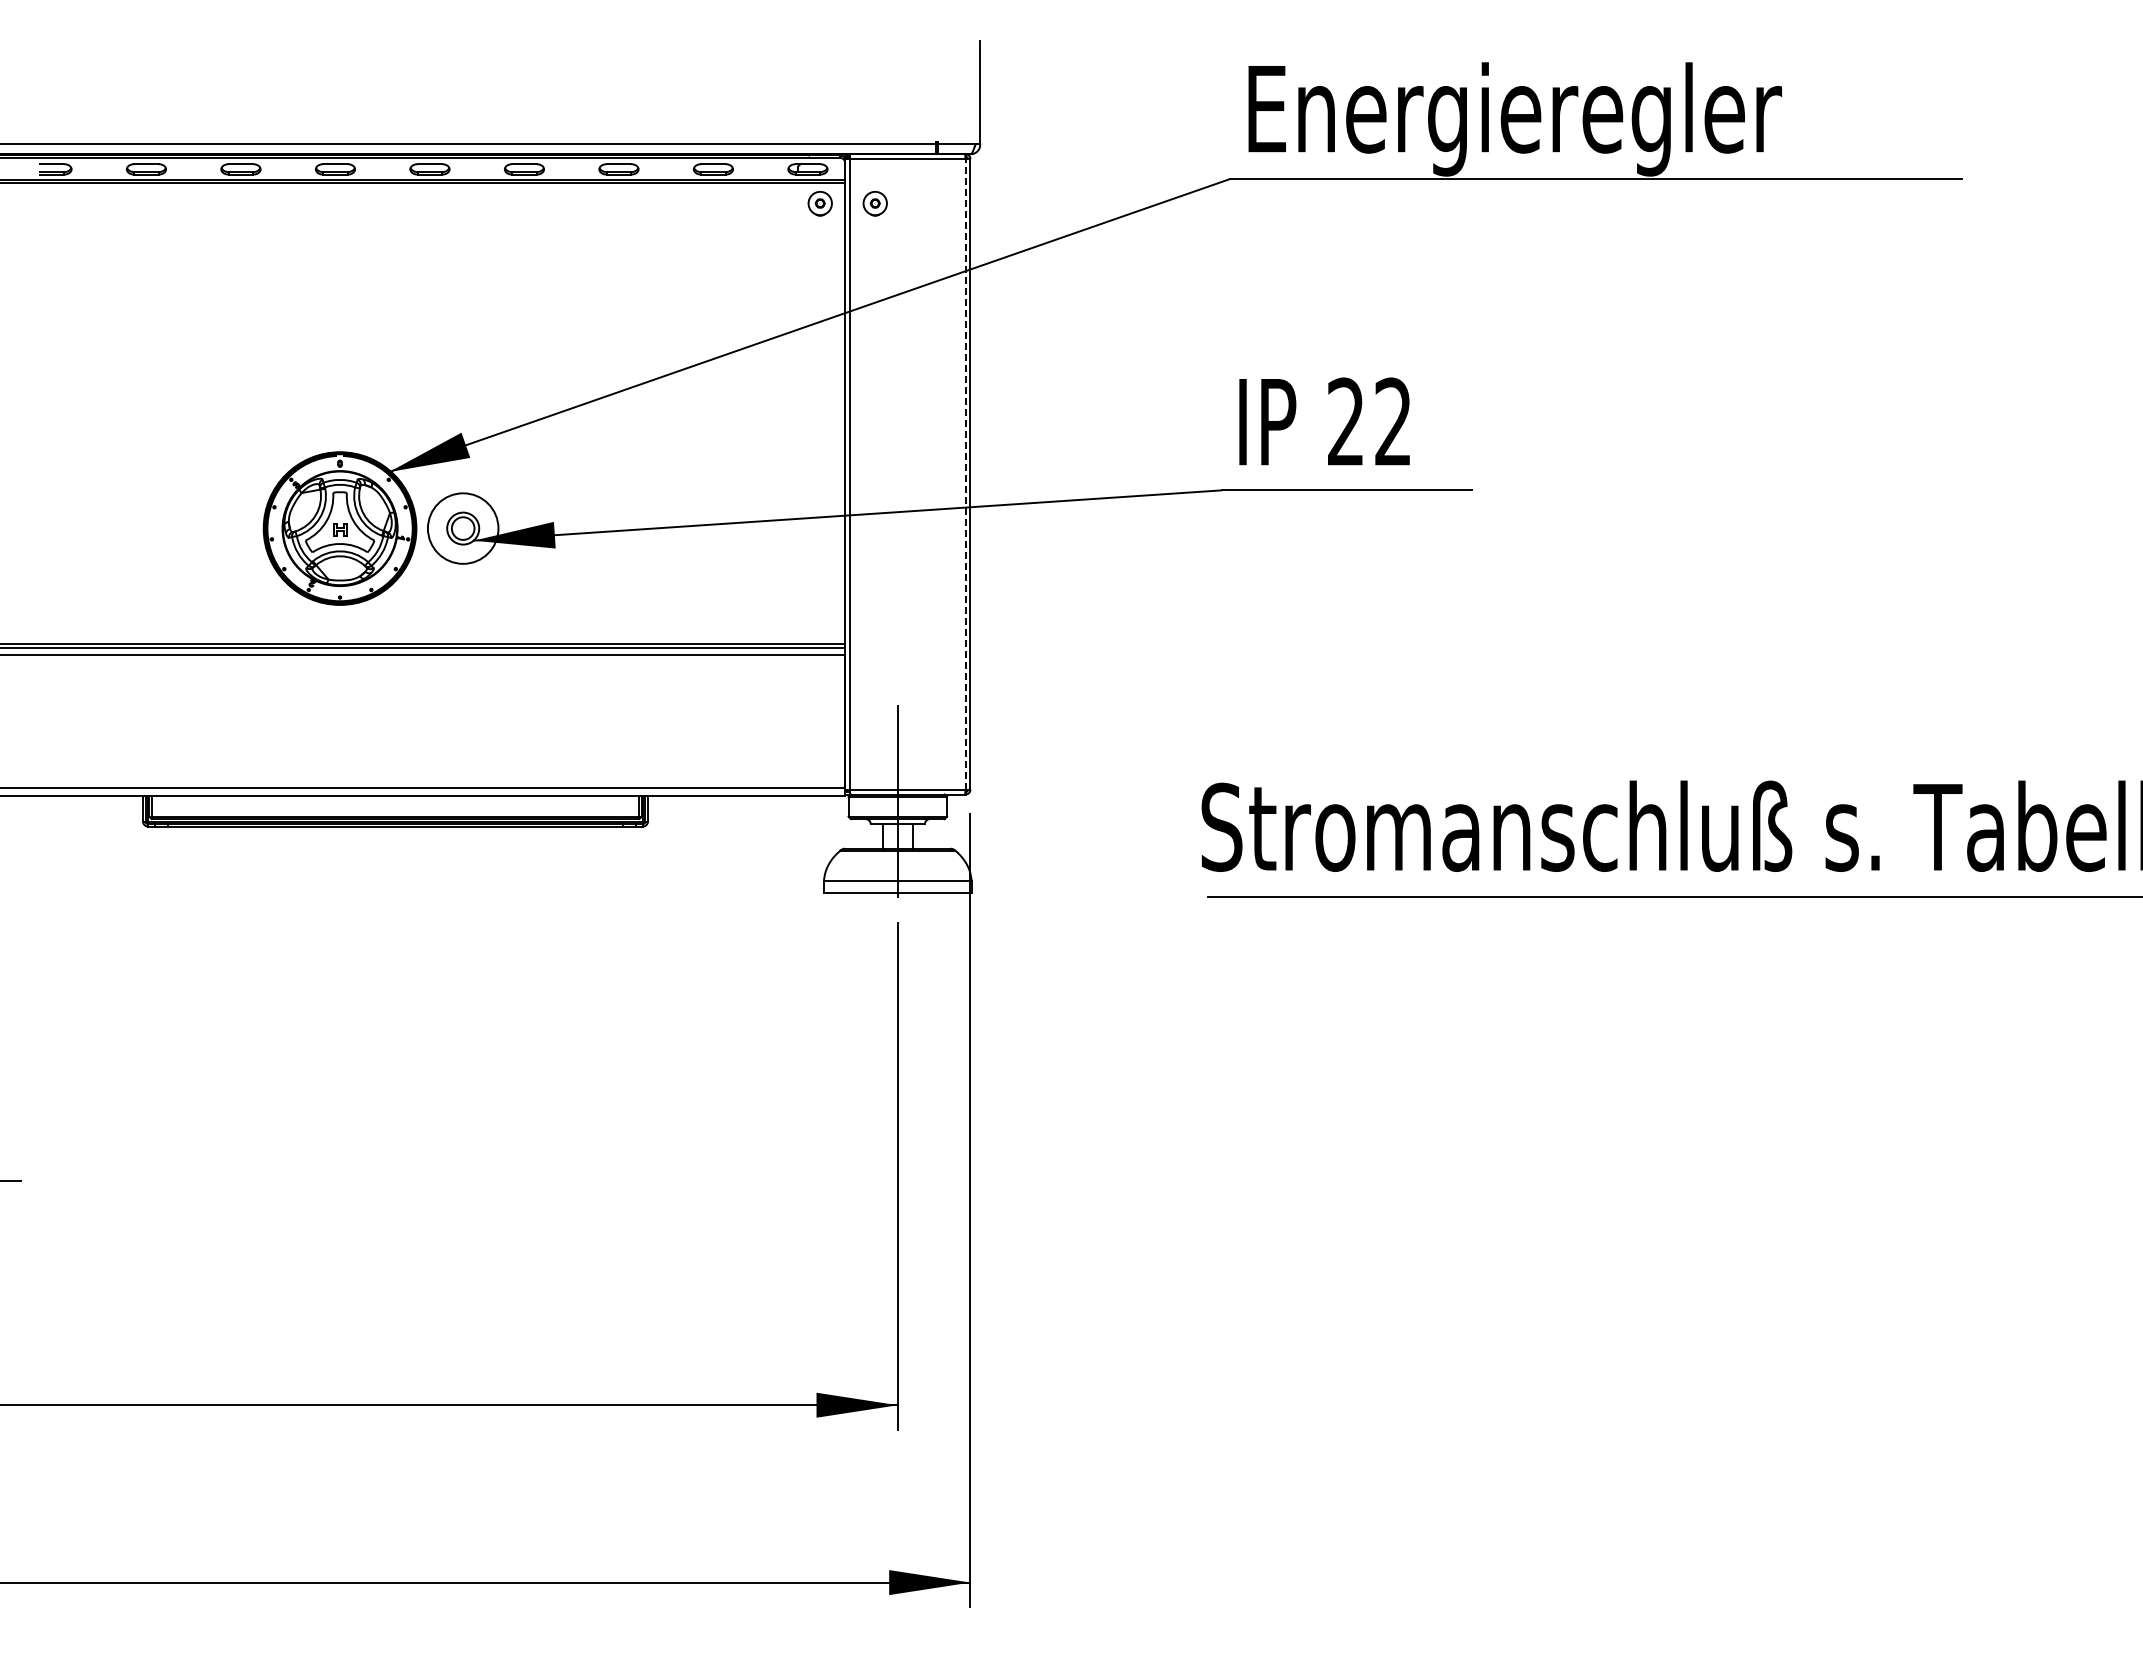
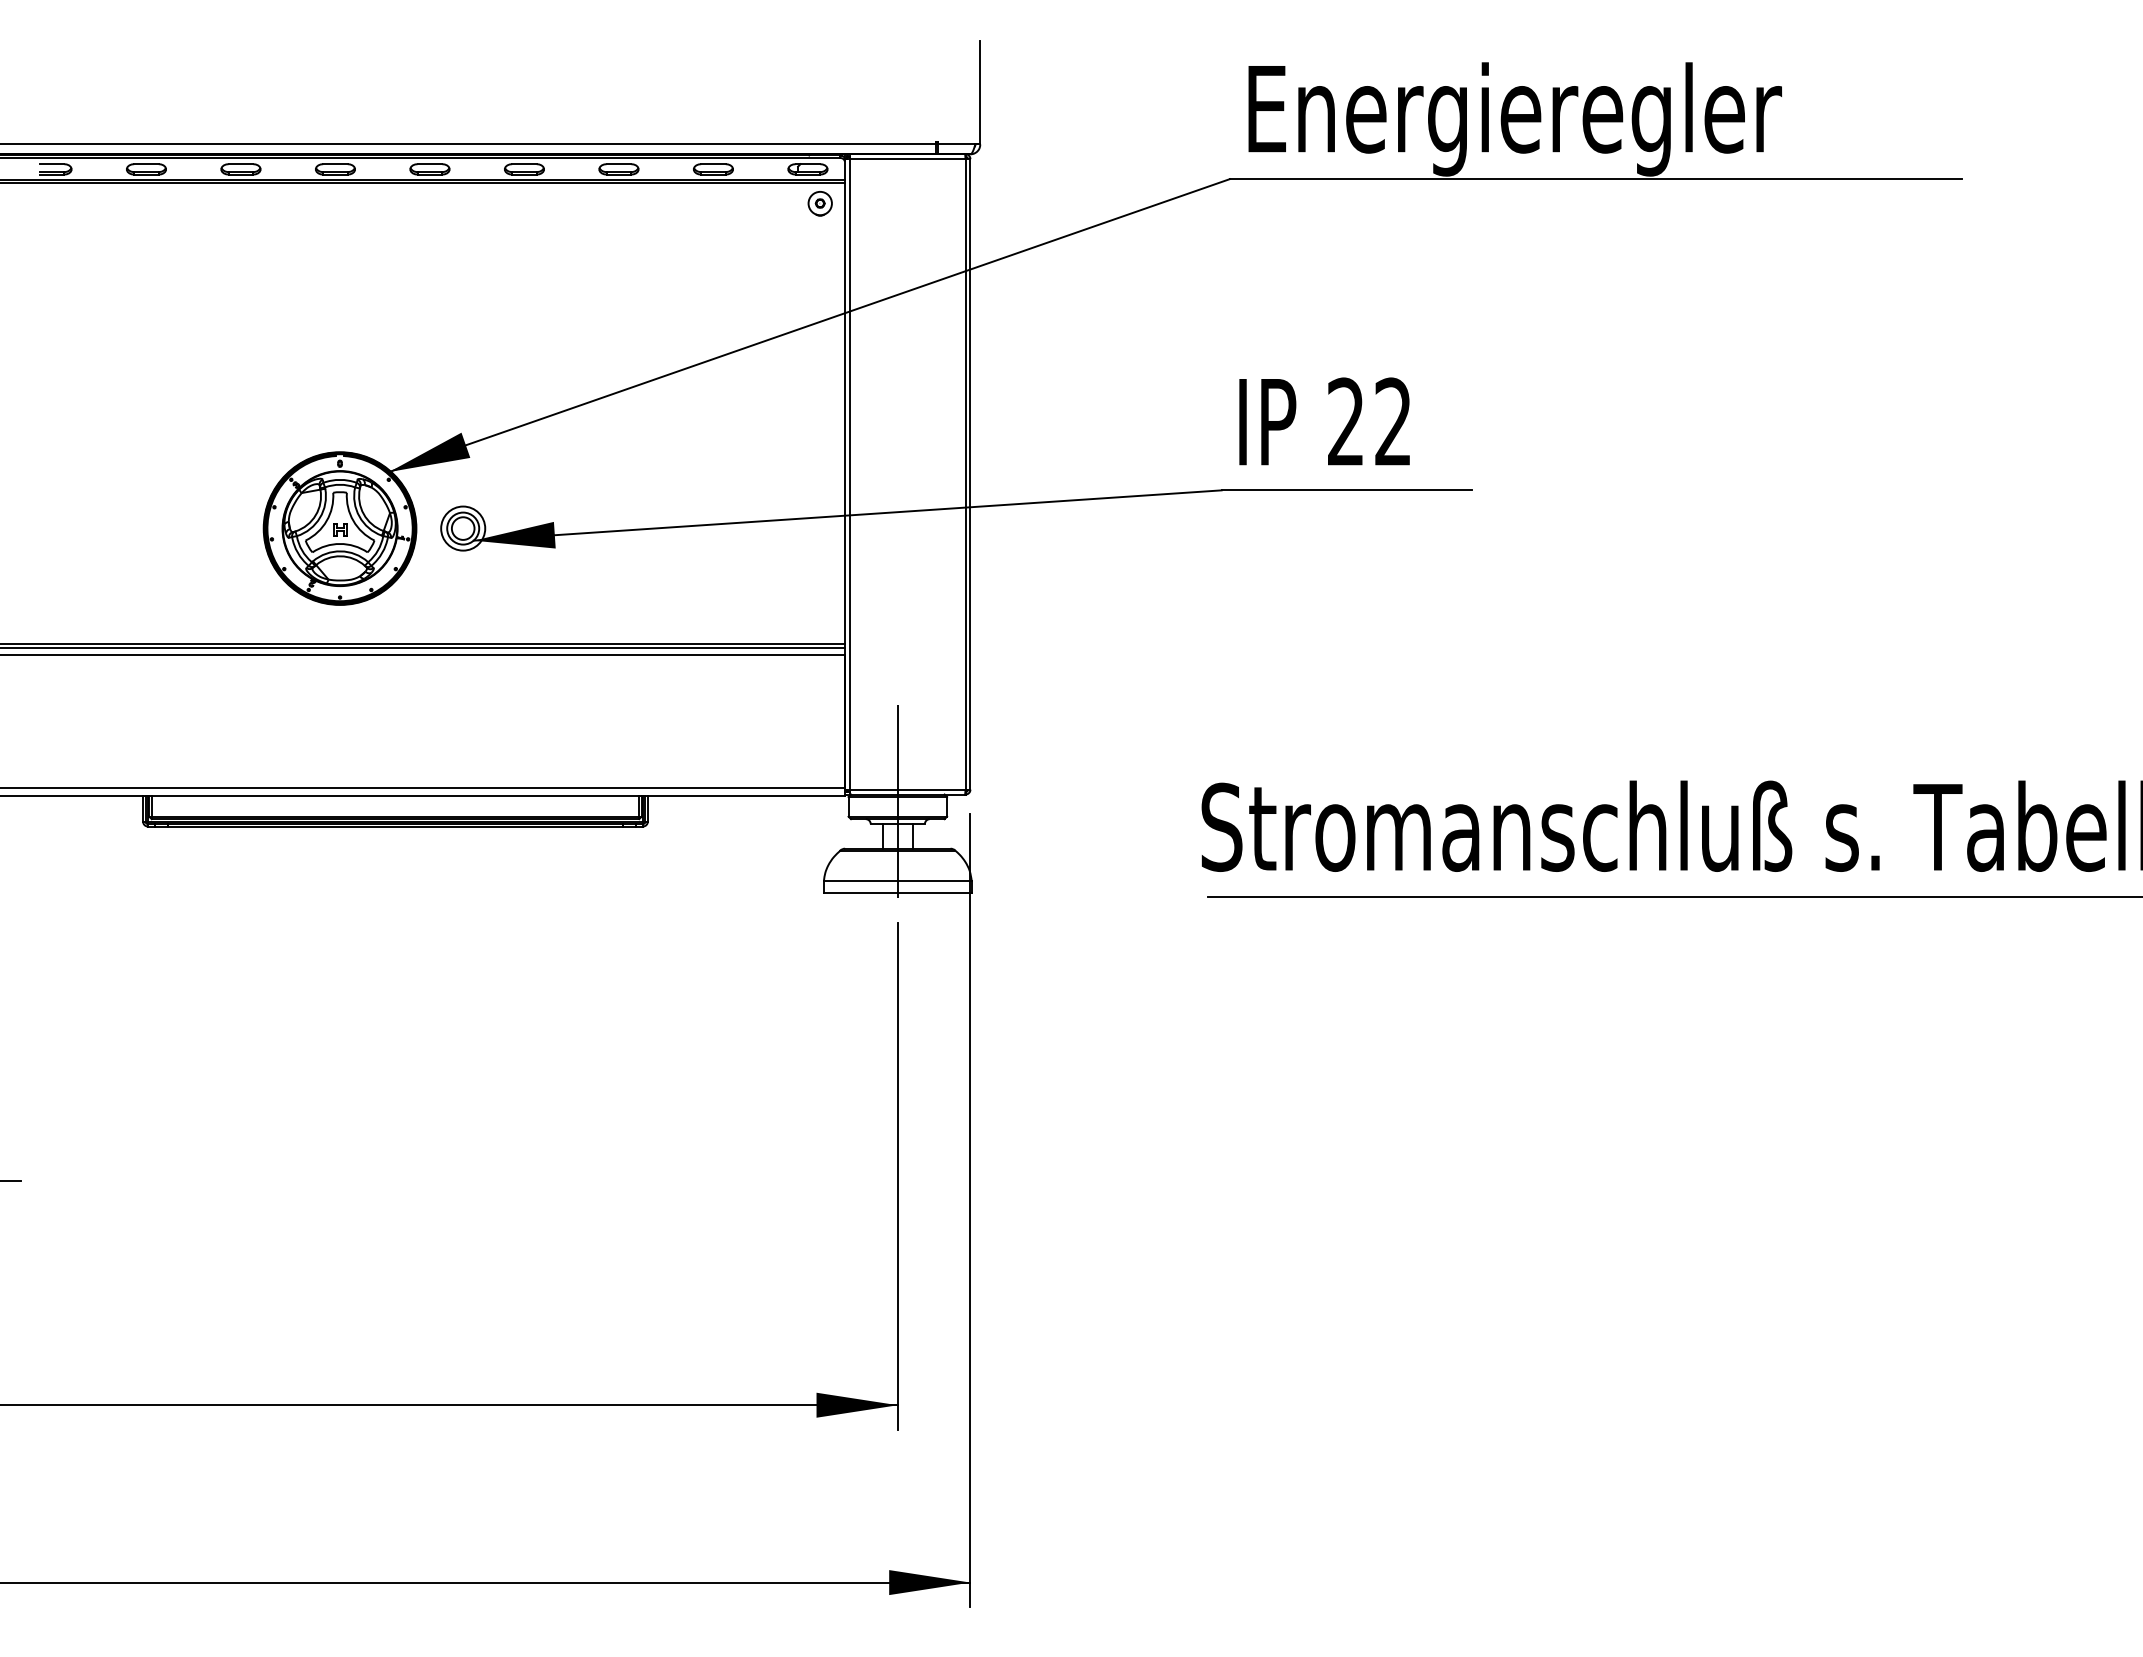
part: present -> none (874, 203)
line: dashed -> solid (965, 473)
circle diameter: 71 px -> 44 px (463, 528)
